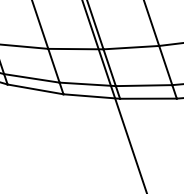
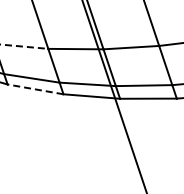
line: solid -> dashed (24, 46)
line: solid -> dashed (35, 89)
